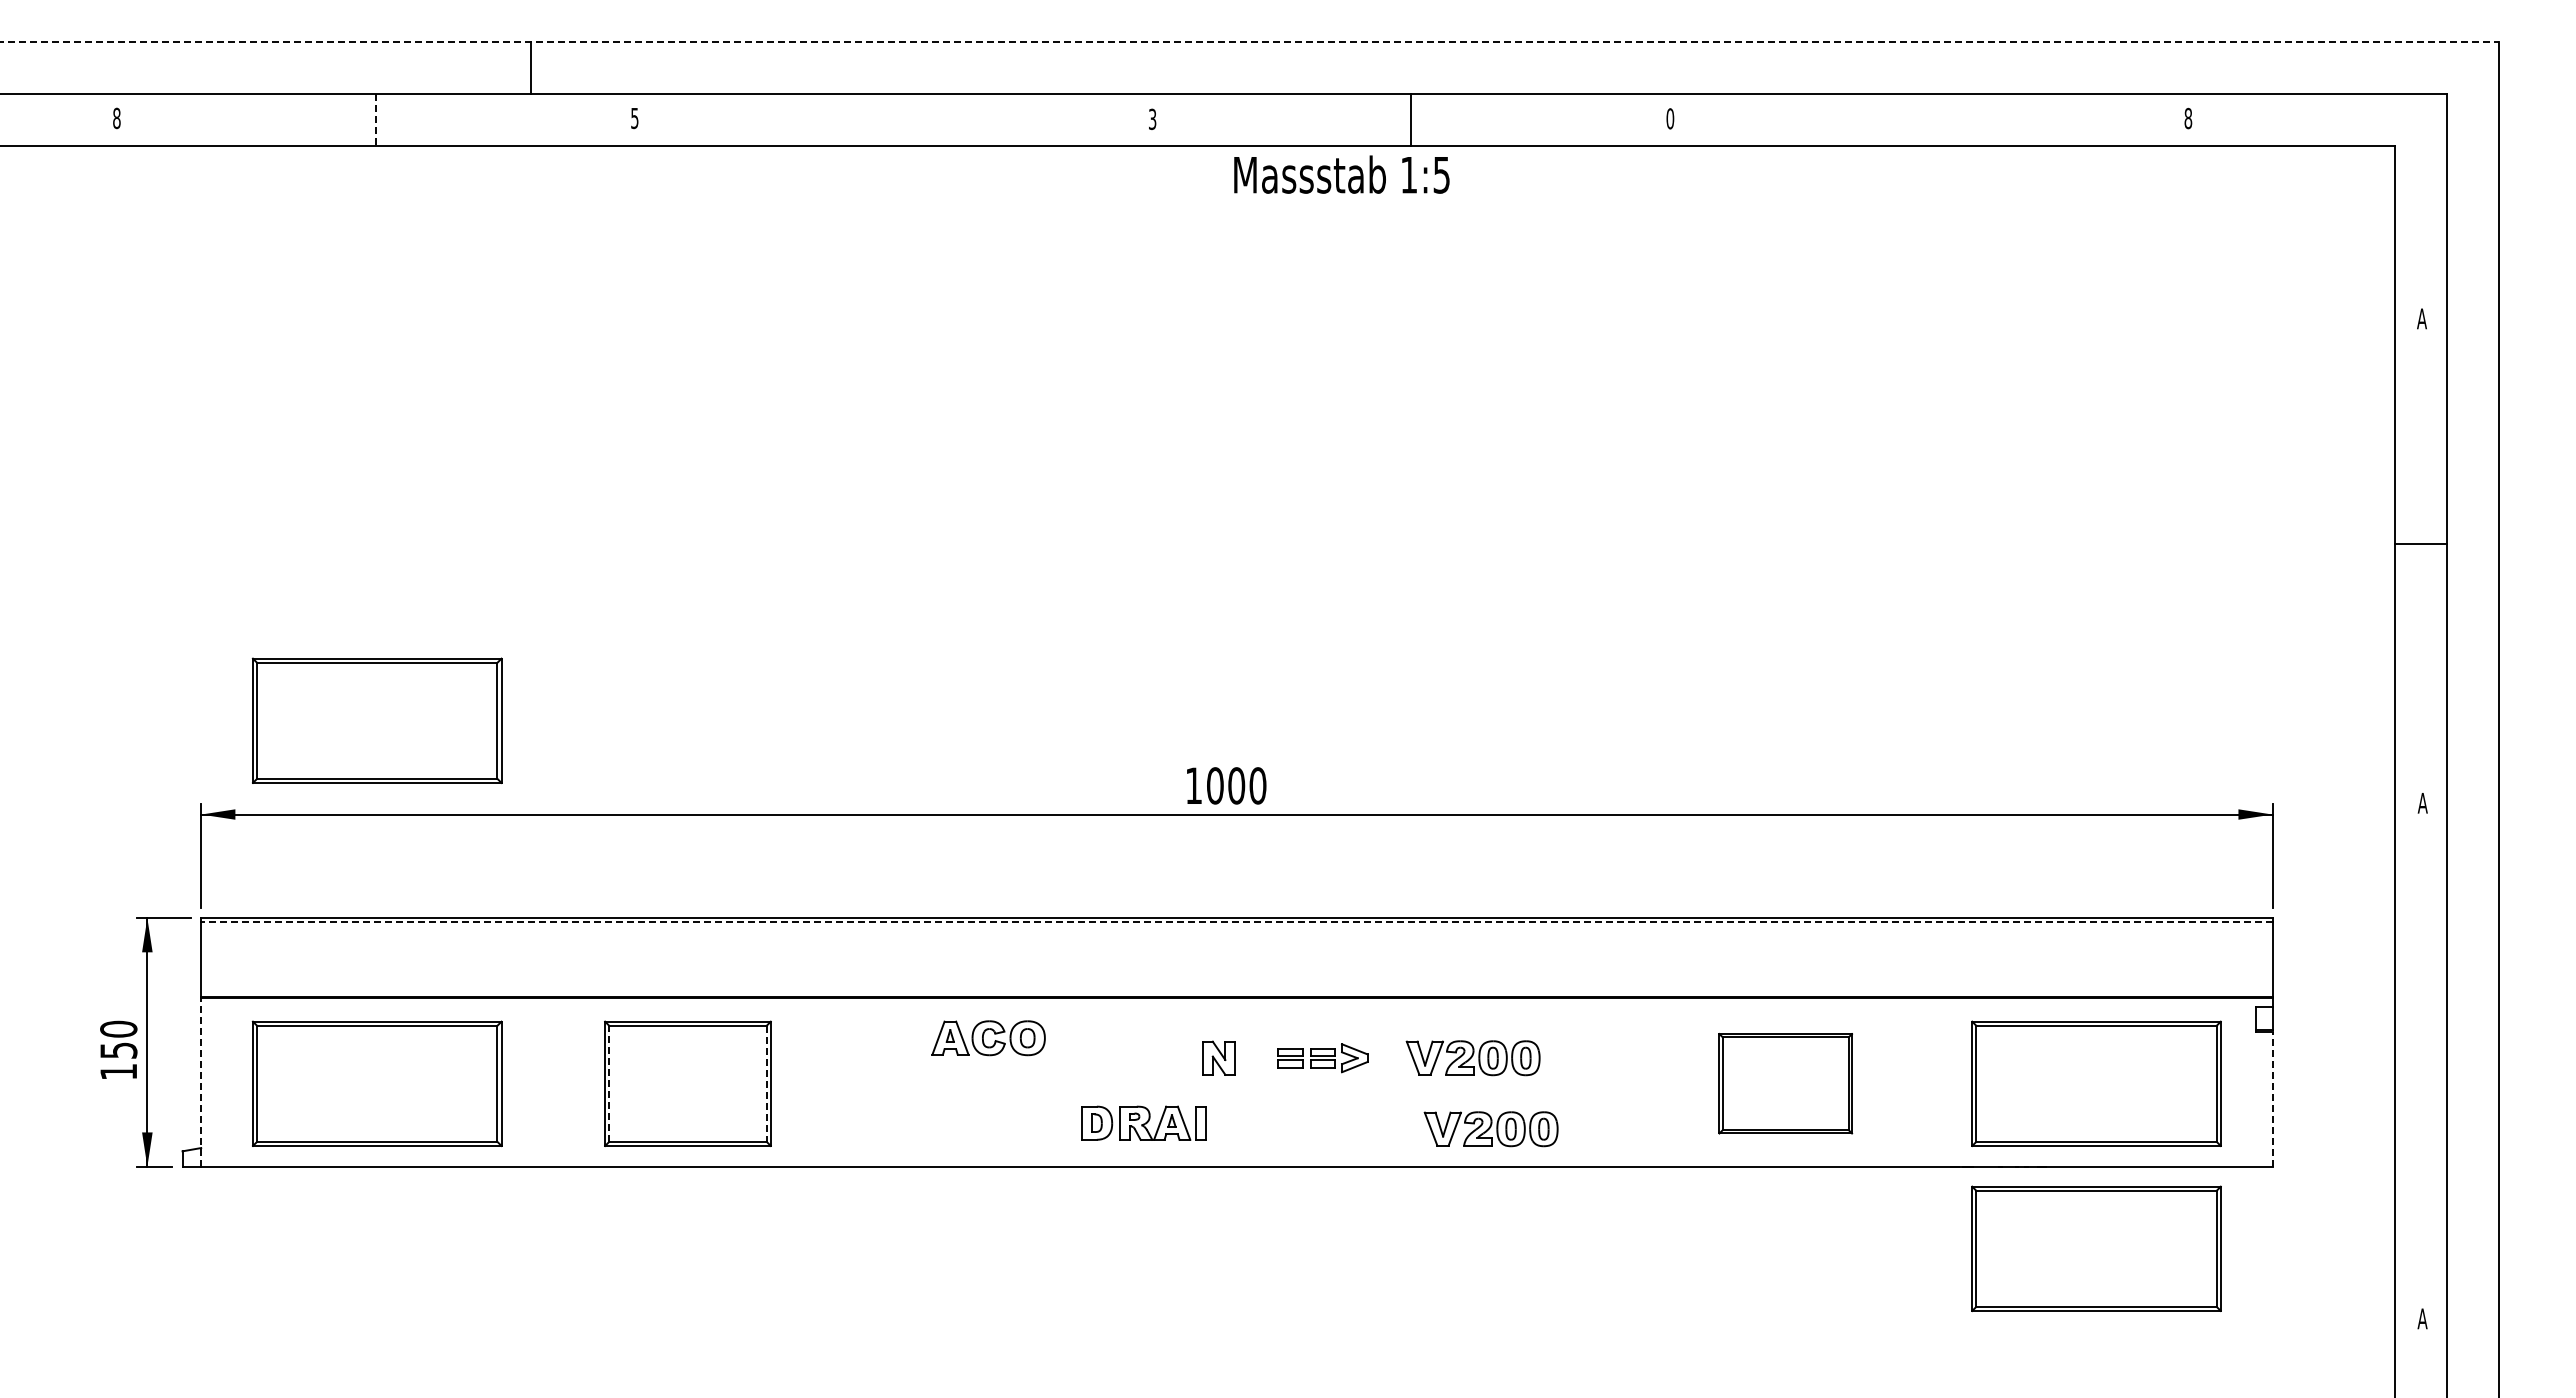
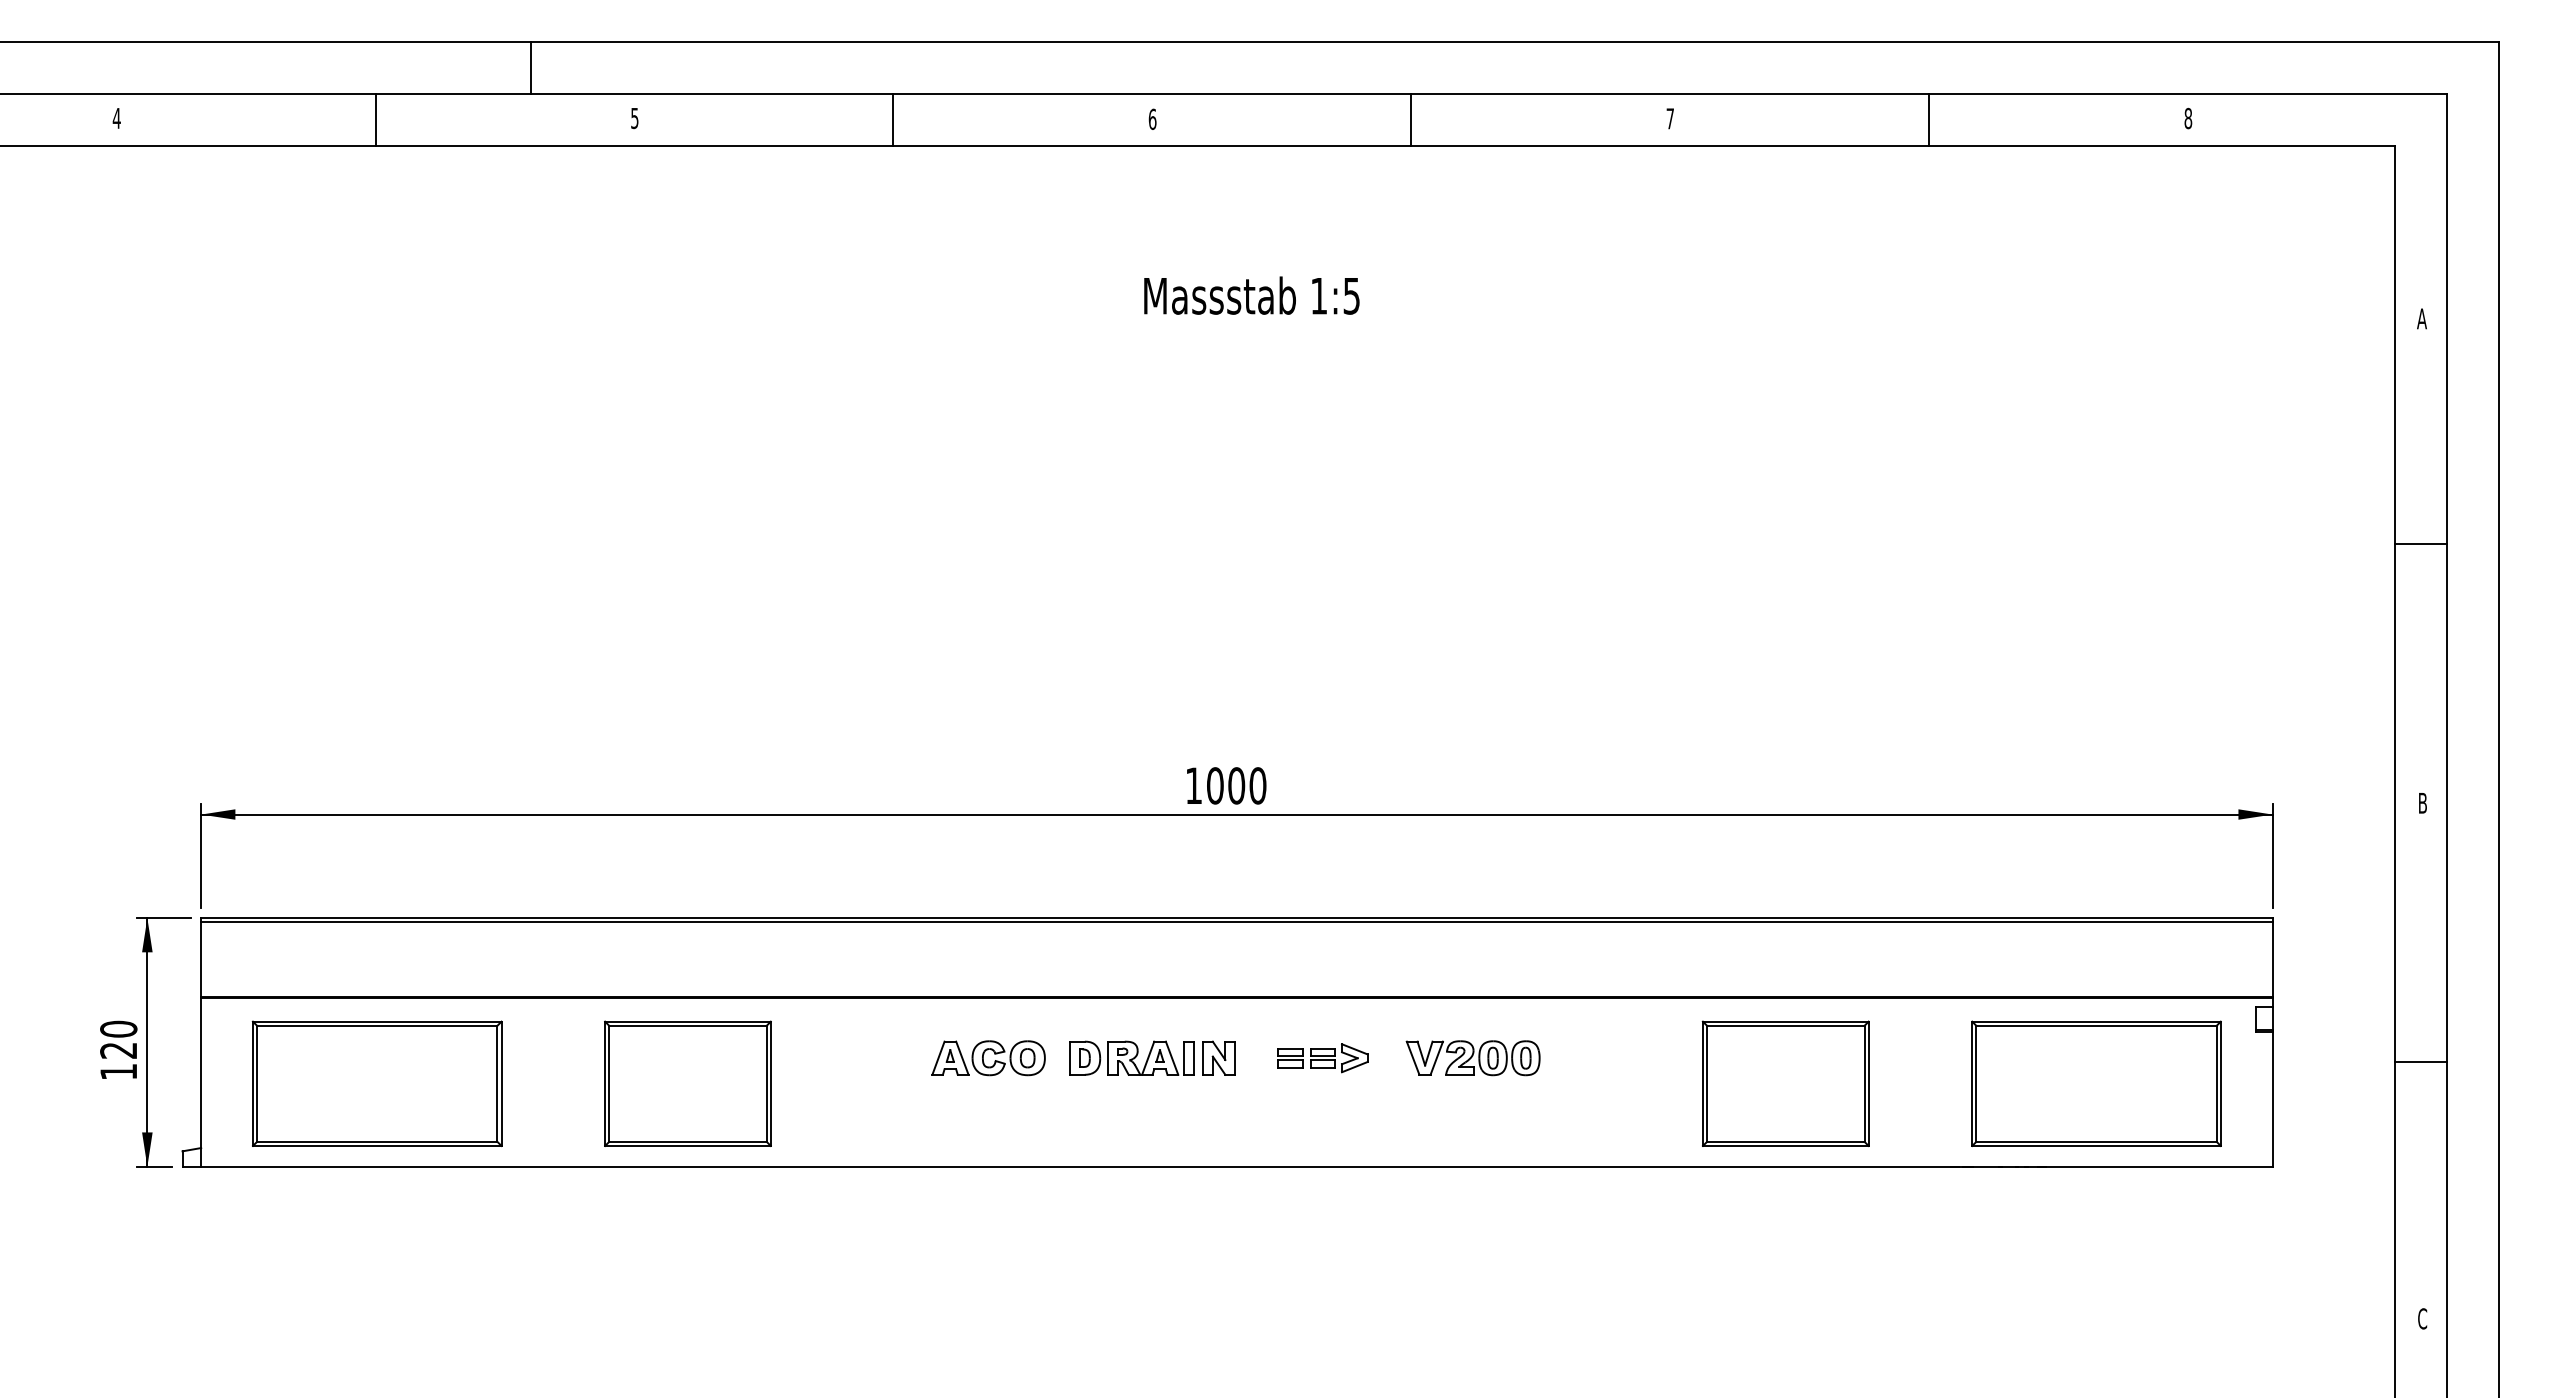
line: dashed -> solid (1249, 42)
text: 8 -> 4 (116, 118)
text: 0 -> 7 (1670, 118)
line: dashed -> solid (375, 119)
line: none -> present (893, 119)
text: 3 -> 6 (1152, 119)
line: none -> present (1929, 119)
text position: (1341, 174) -> (1251, 295) (1251, 295)
part: present -> none (376, 720)
text: A -> B (2422, 803)
line: dashed -> solid (1236, 922)
part position: (988, 1038) -> (988, 1058) (988, 1058)
text: 150 -> 120 (118, 1050)
line: none -> present (2420, 1062)
line: dashed -> solid (201, 1081)
line: dashed -> solid (609, 1083)
line: dashed -> solid (766, 1083)
part size: 136x102 px -> 169x127 px (1785, 1083)
line: dashed -> solid (2272, 1098)
part position: (1143, 1122) -> (1131, 1057) (1131, 1057)
part: present -> none (1490, 1129)
part: present -> none (2096, 1248)
text: A -> C (2422, 1318)
